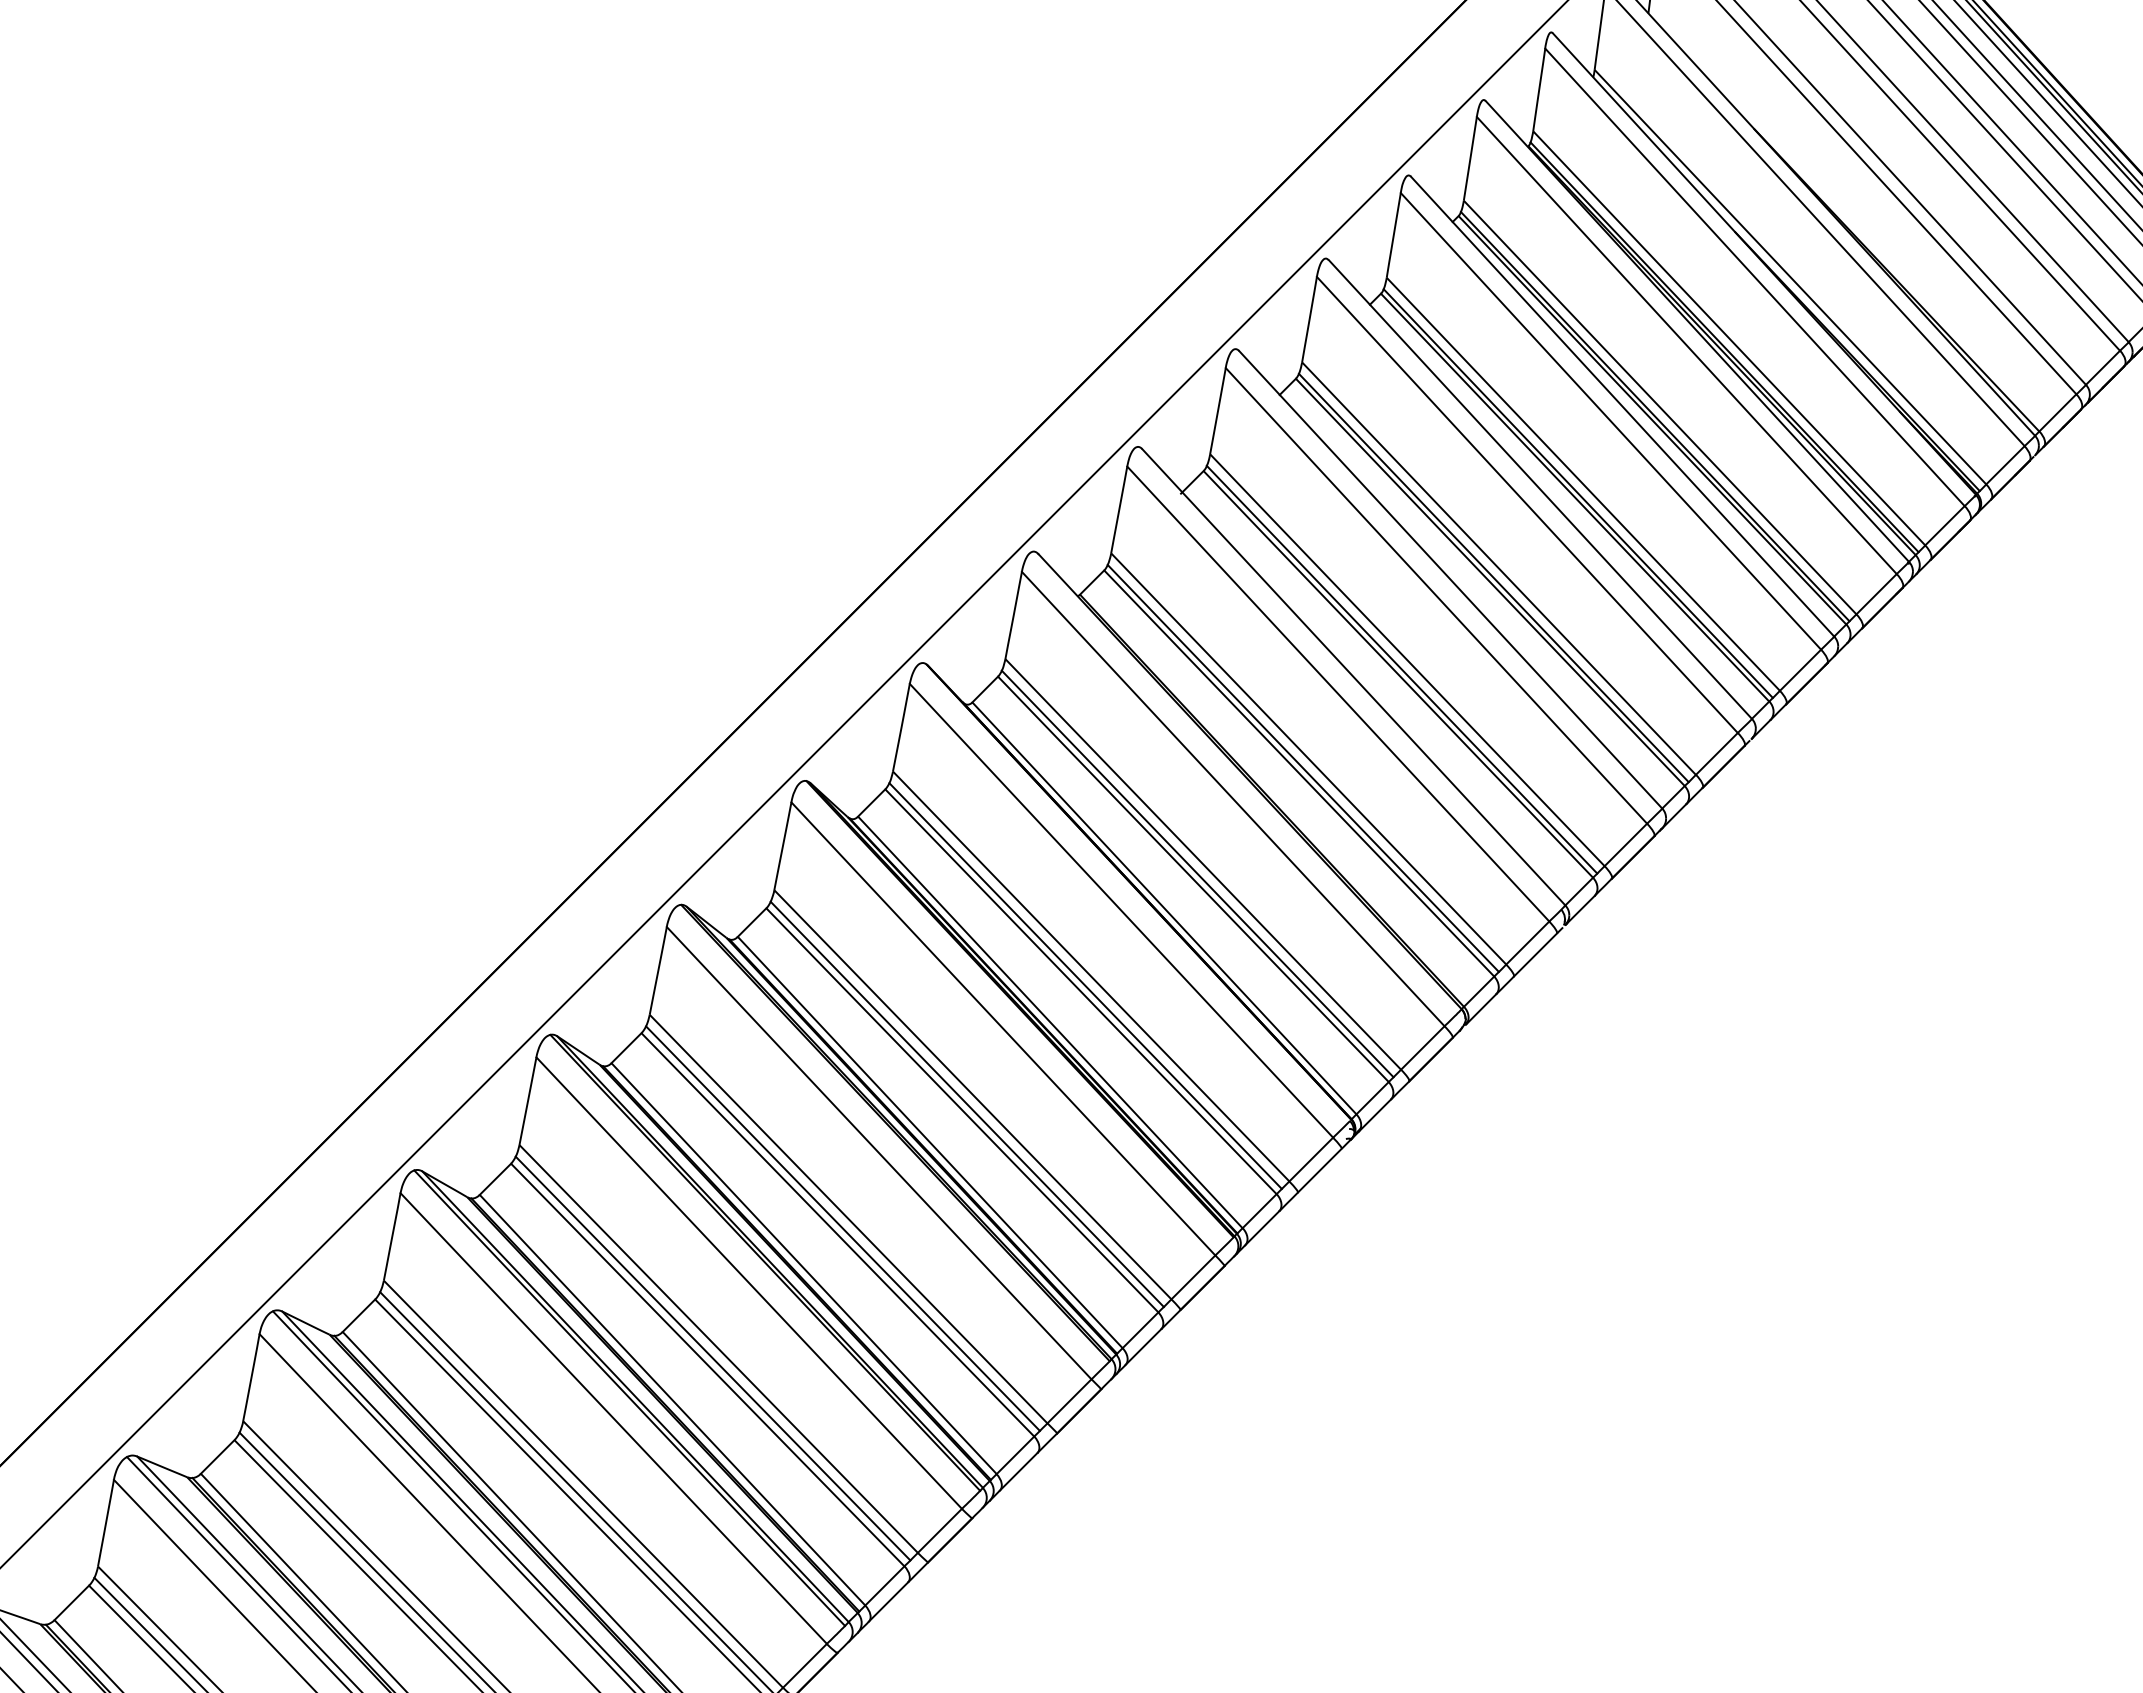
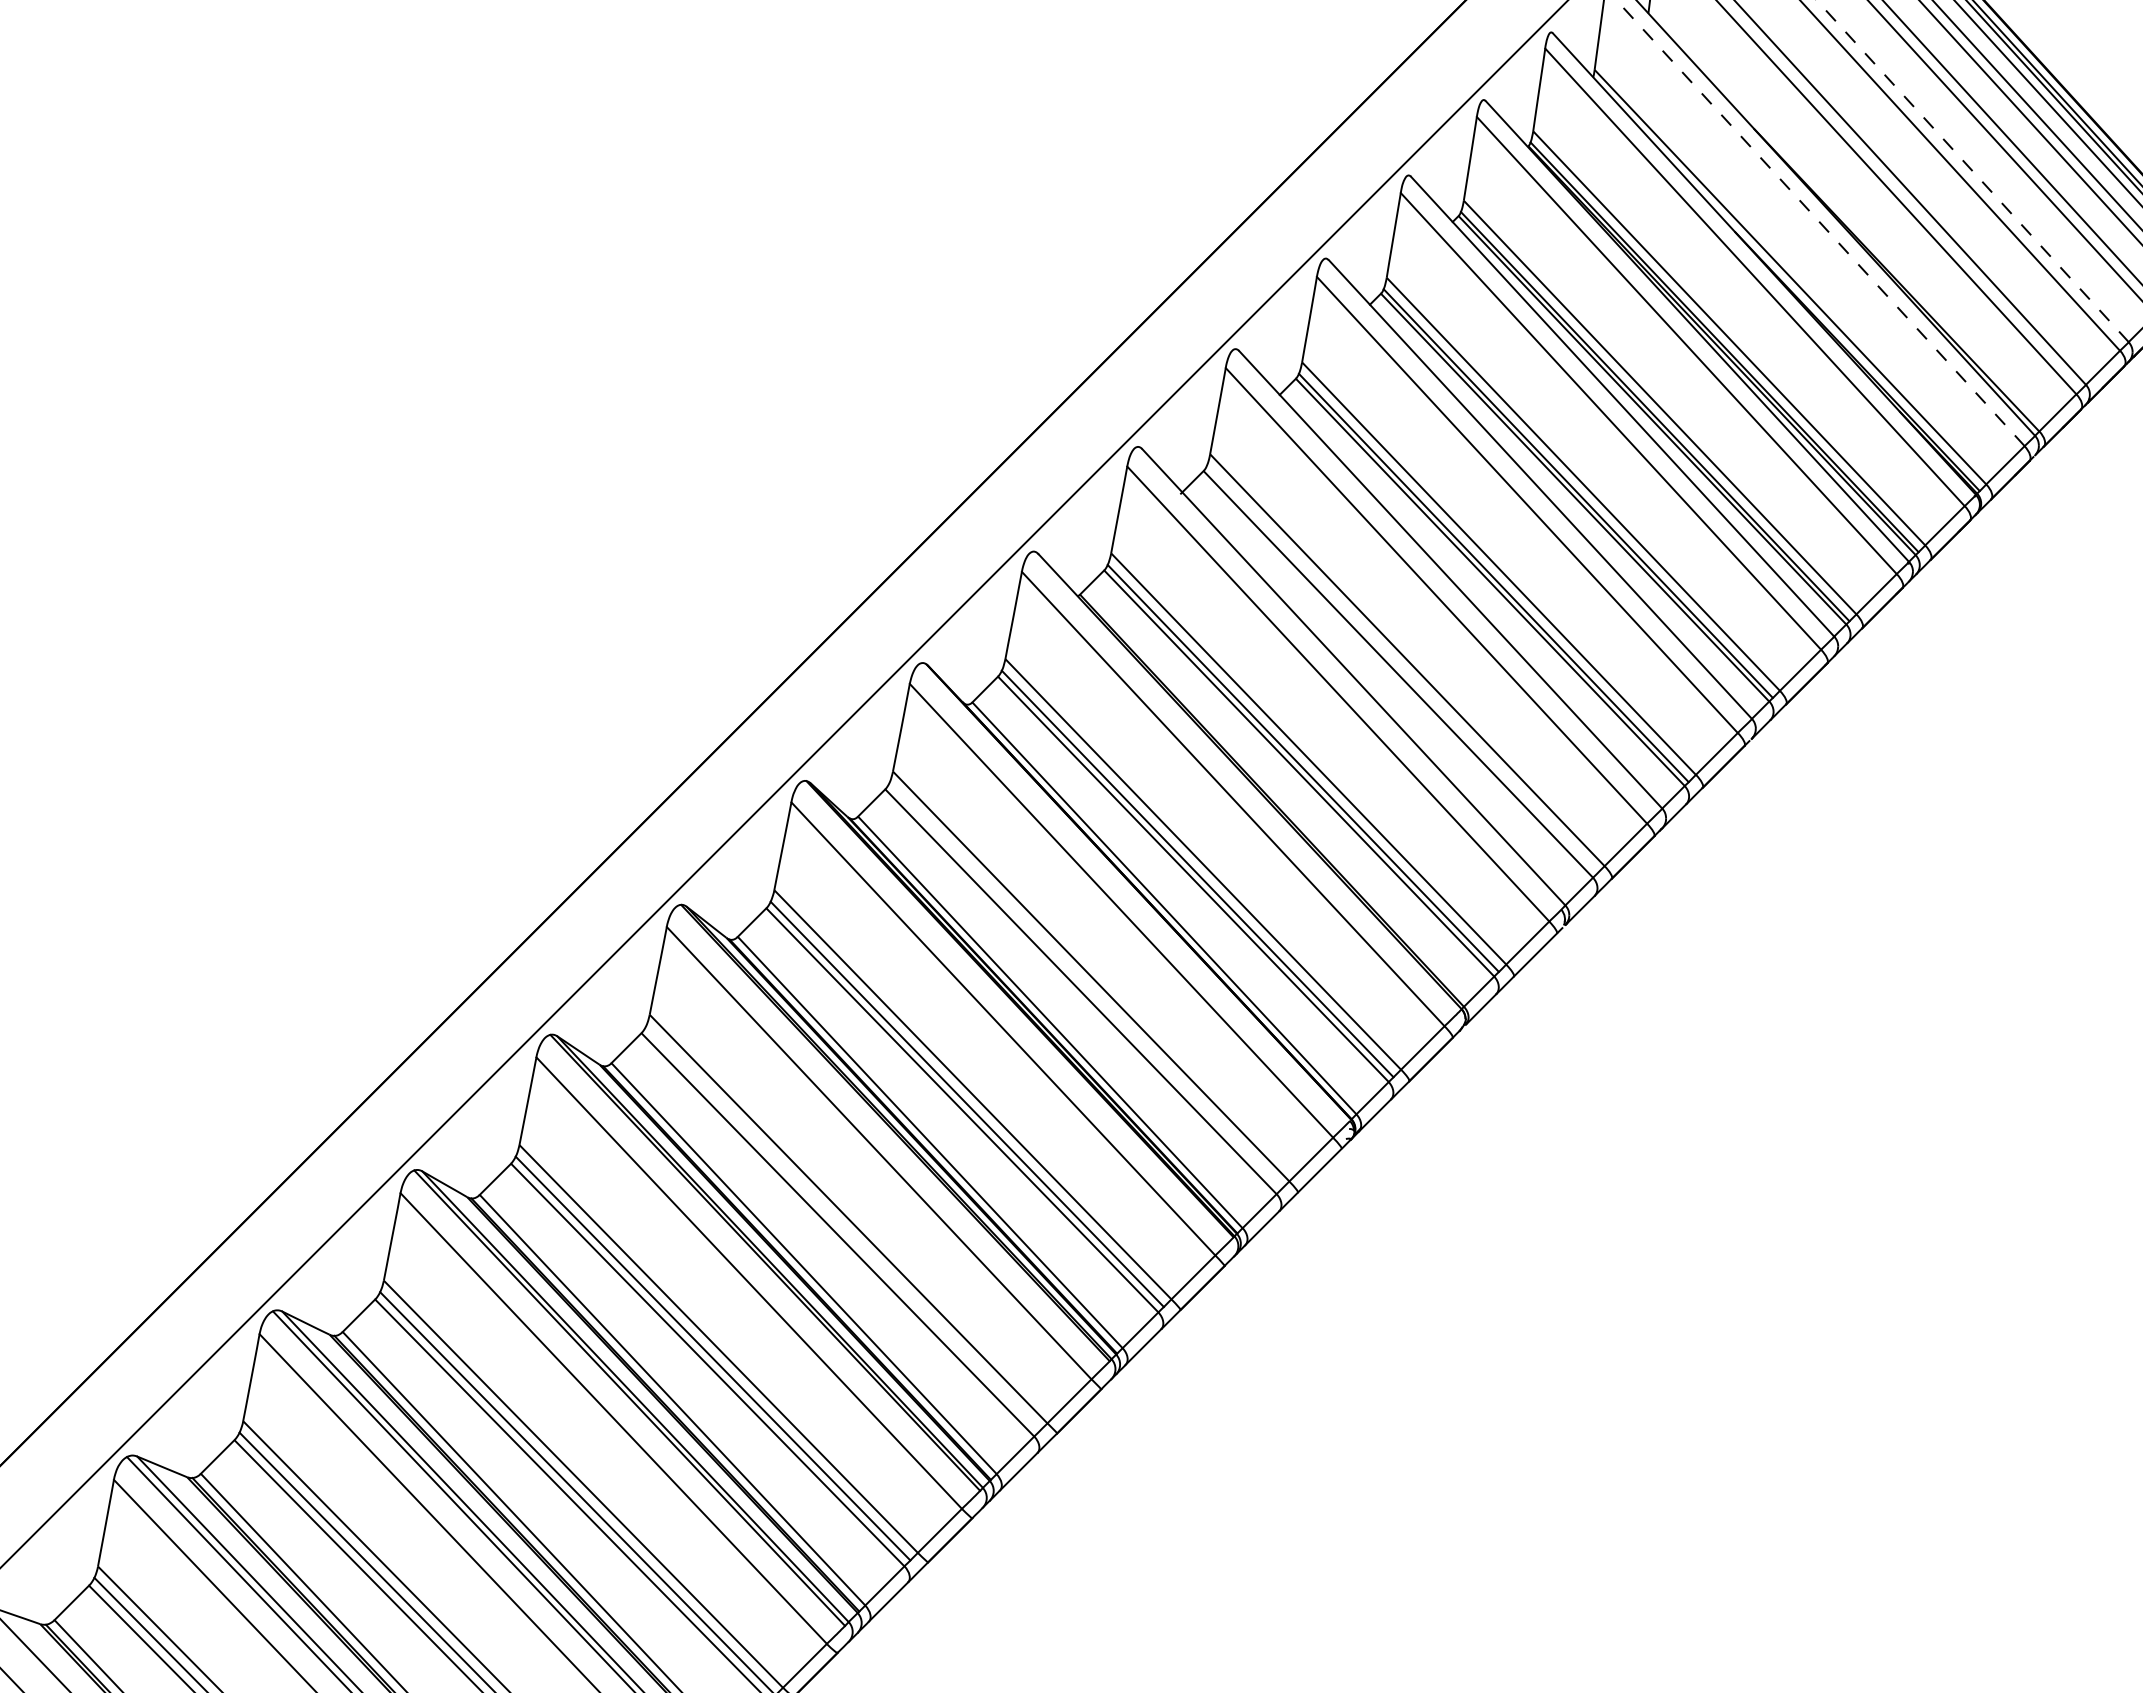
line: solid -> dashed (1972, 170)
line: solid -> dashed (1820, 222)
line: present -> none (1401, 669)
line: present -> none (1085, 985)
line: present -> none (842, 1228)
line: present -> none (28, 1661)
